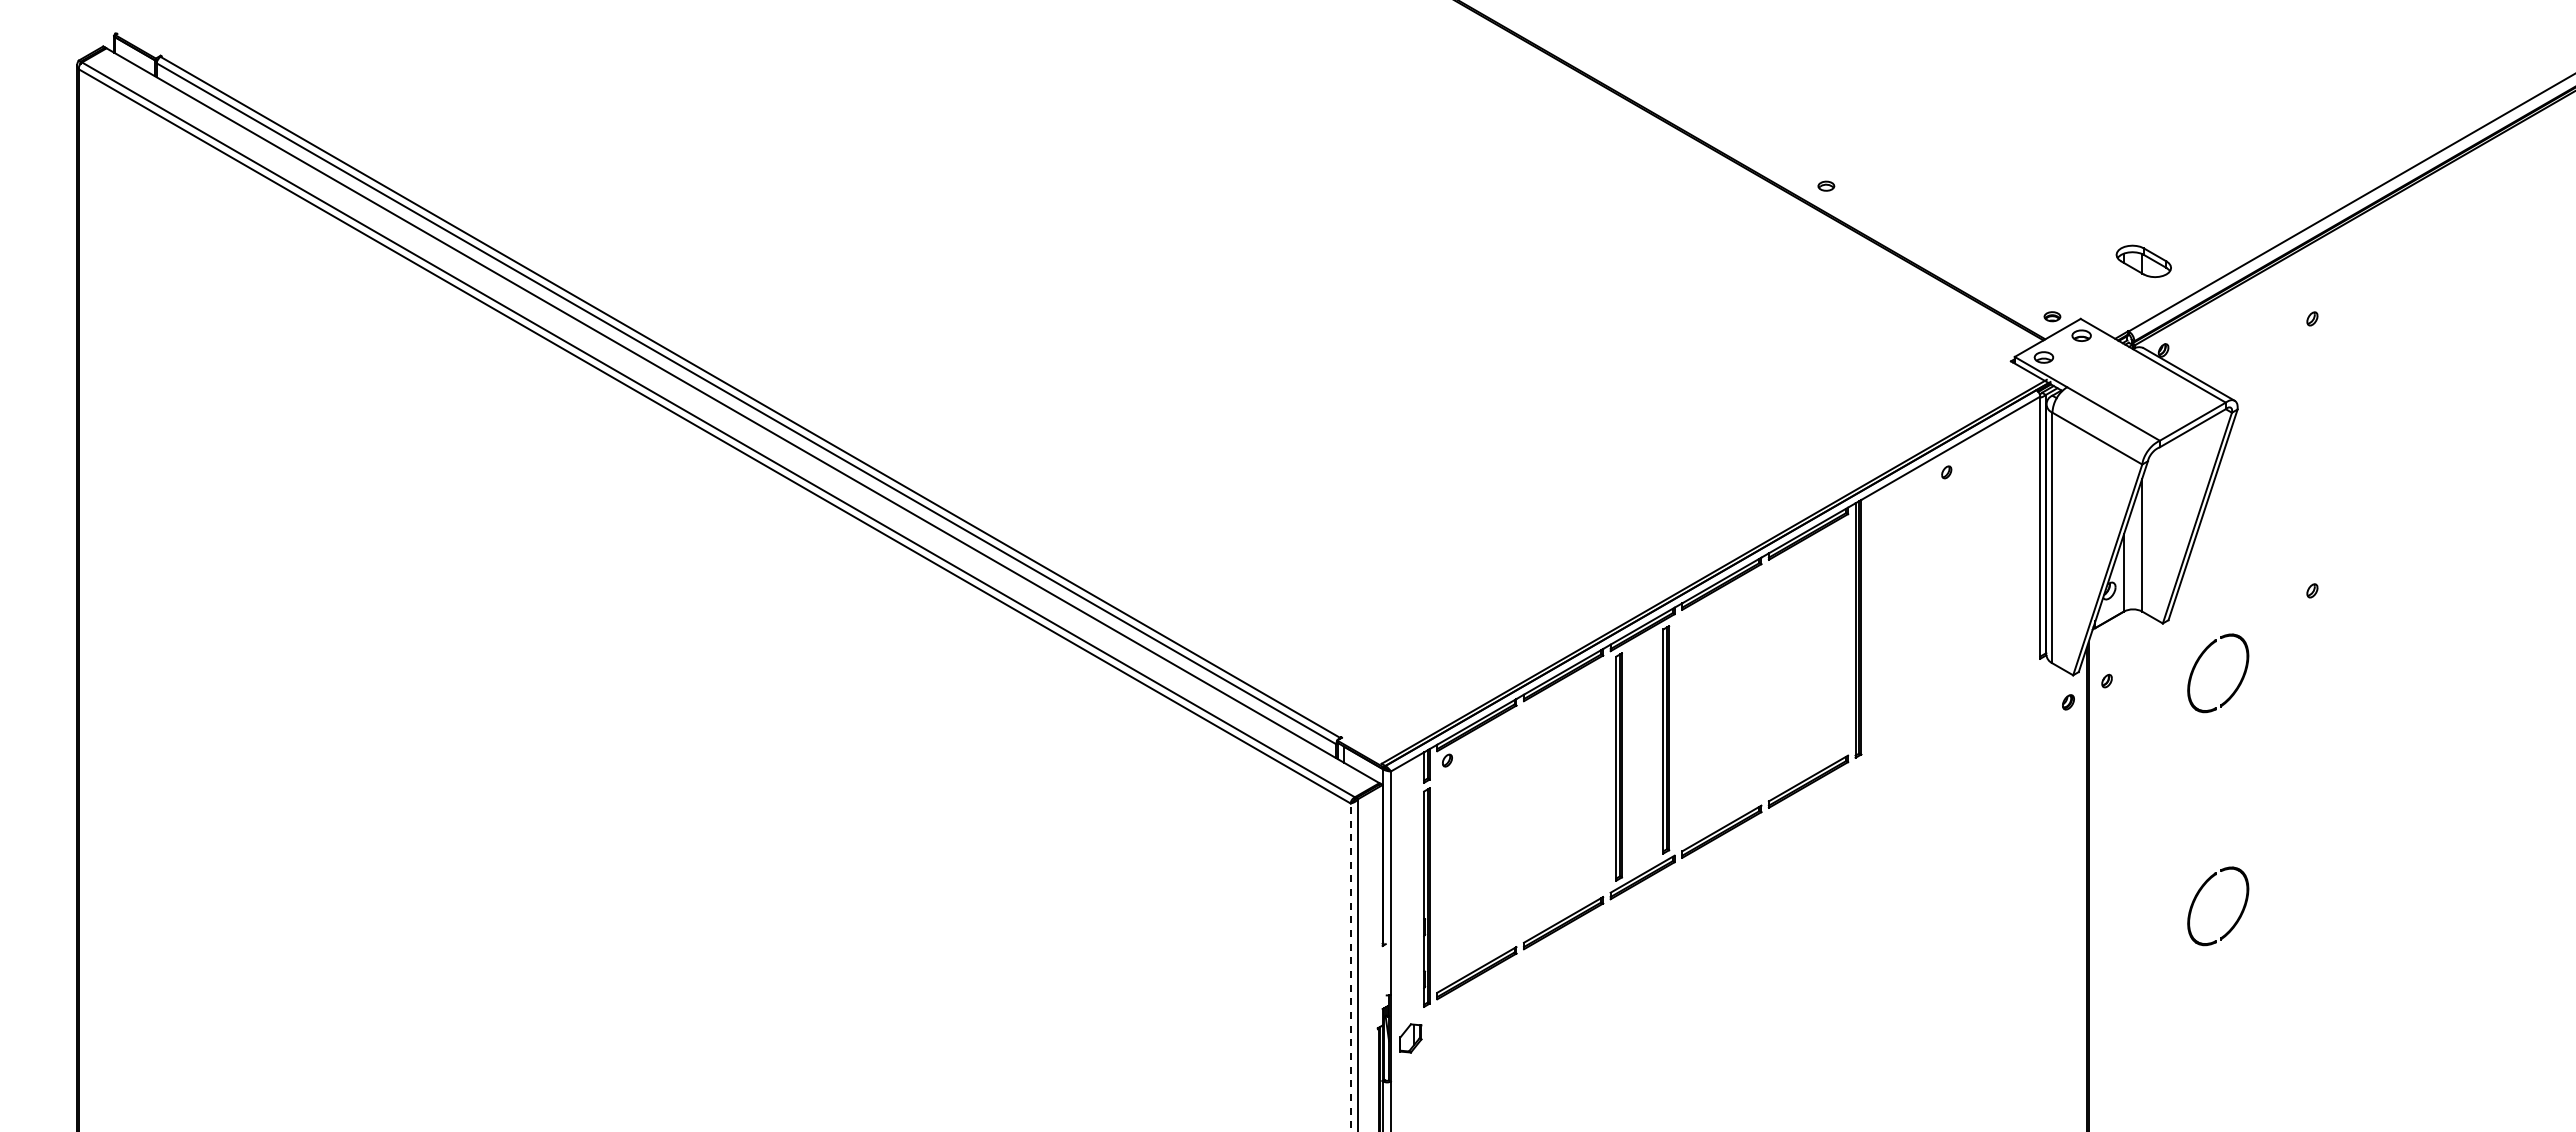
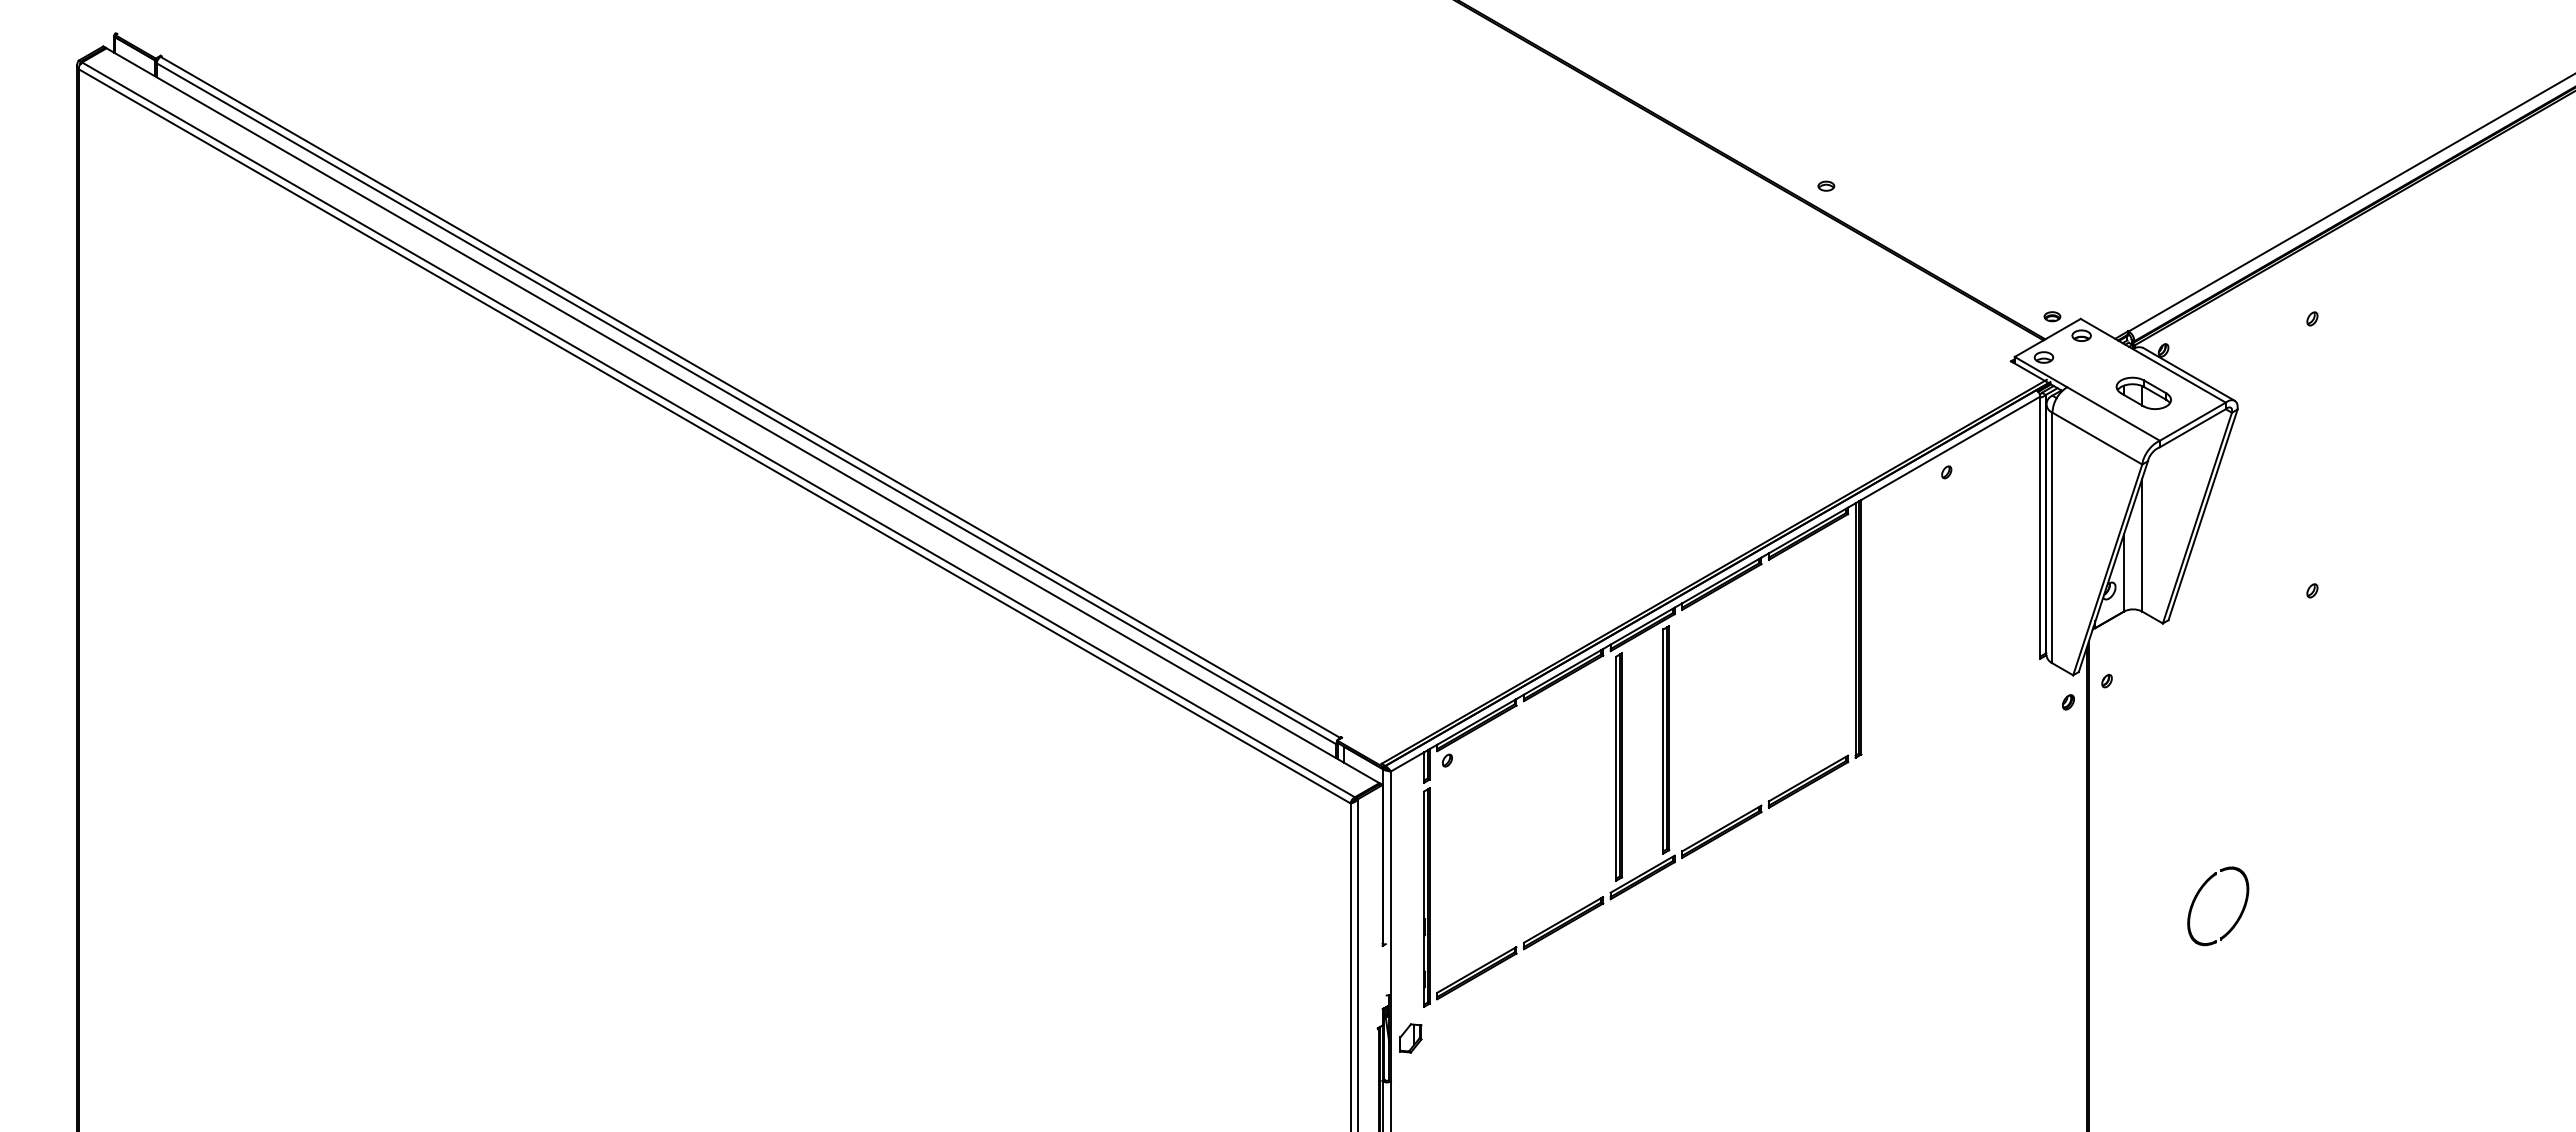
part position: (2143, 260) -> (2143, 392) (2143, 392)
part: present -> none (2238, 683)
line: dashed -> solid (1350, 967)
